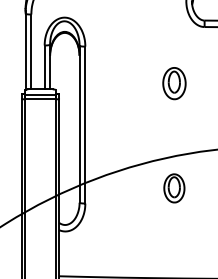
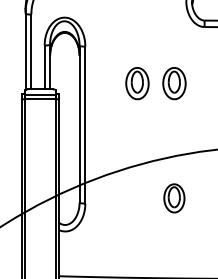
part: none -> present (137, 83)
part position: (174, 188) -> (174, 198) (174, 198)
